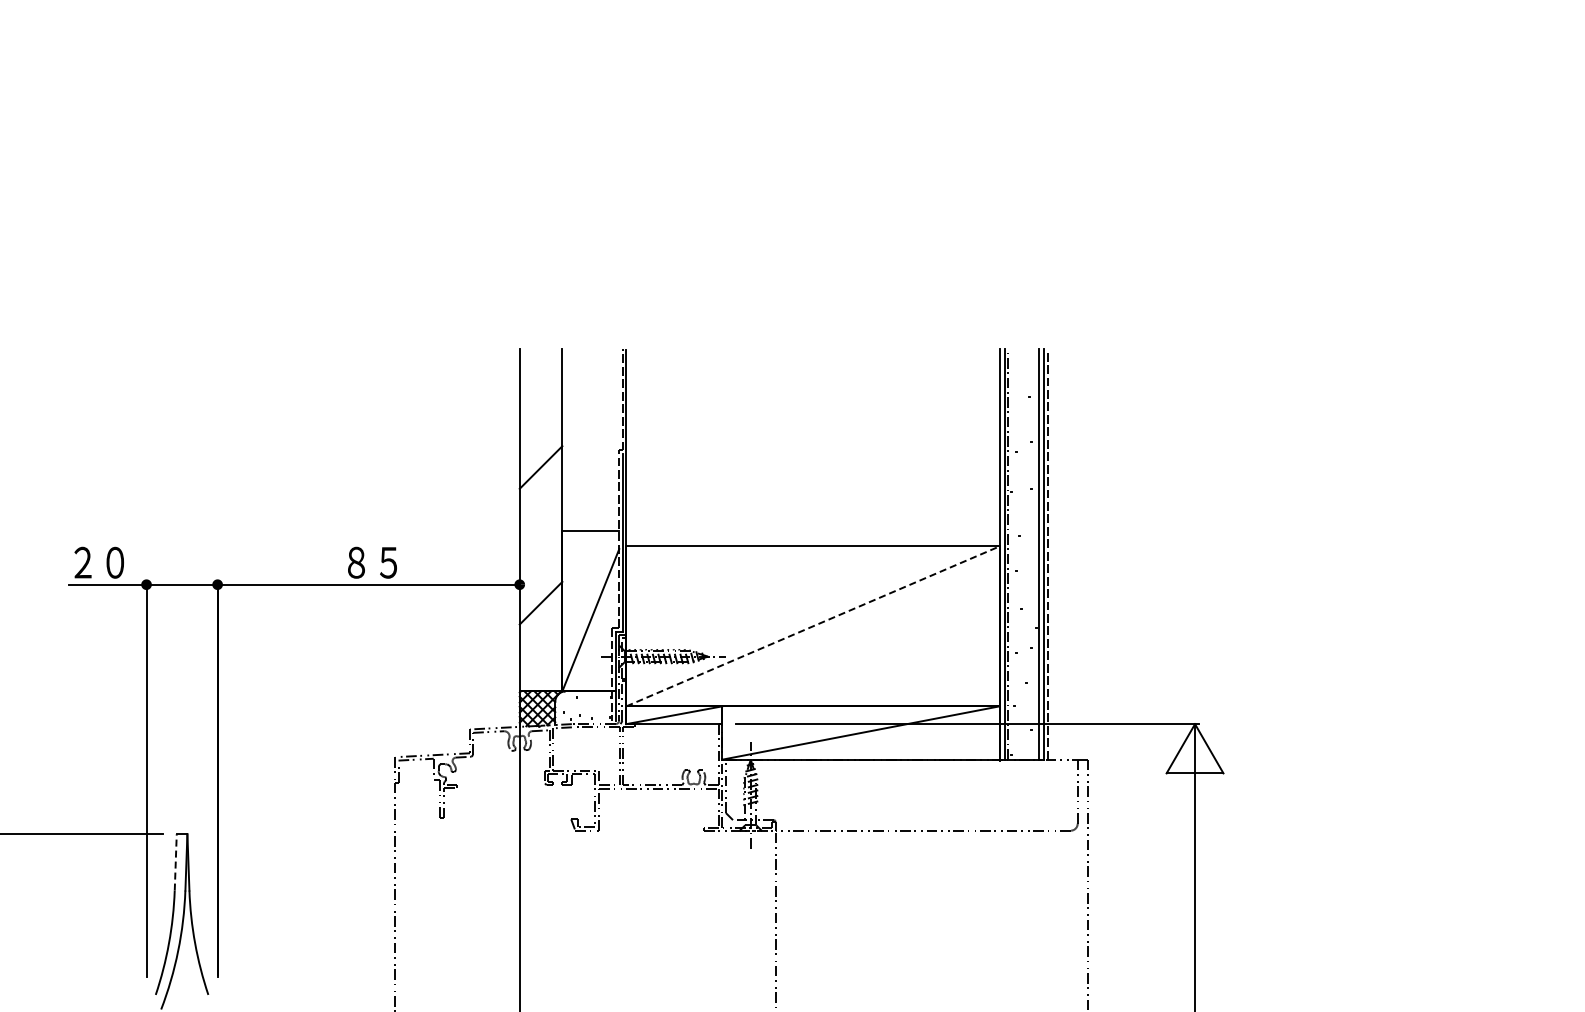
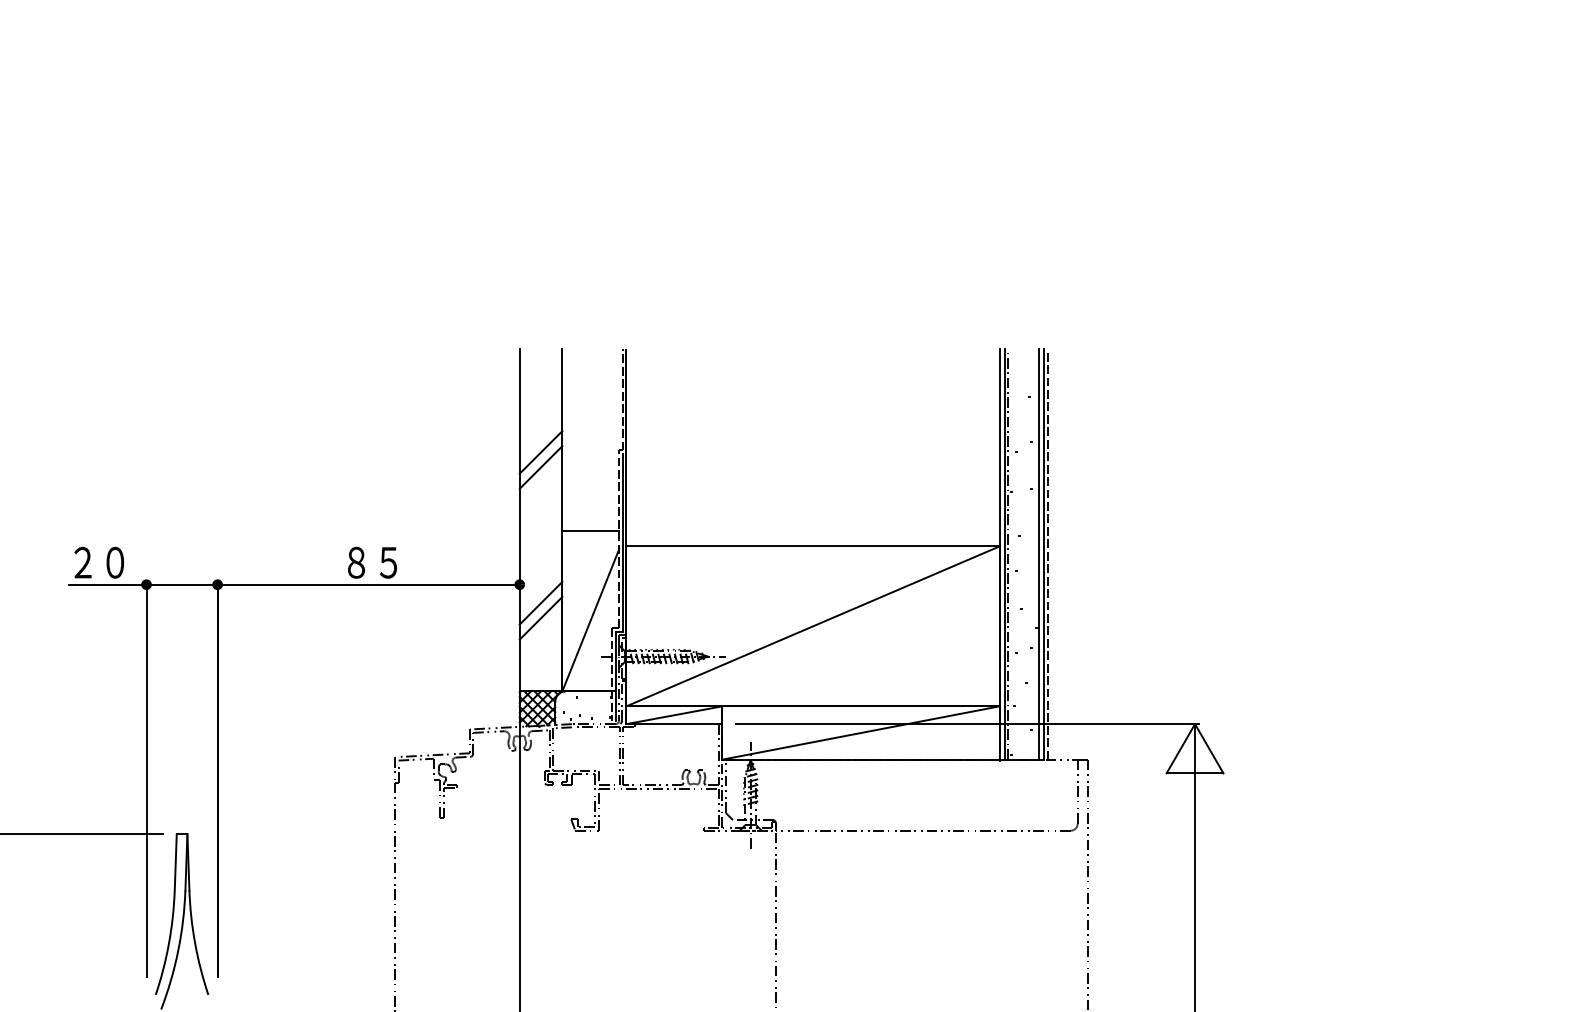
line: none -> present (540, 452)
line: none -> present (540, 617)
line: dashed -> solid (813, 626)
line: dashed -> solid (175, 861)
